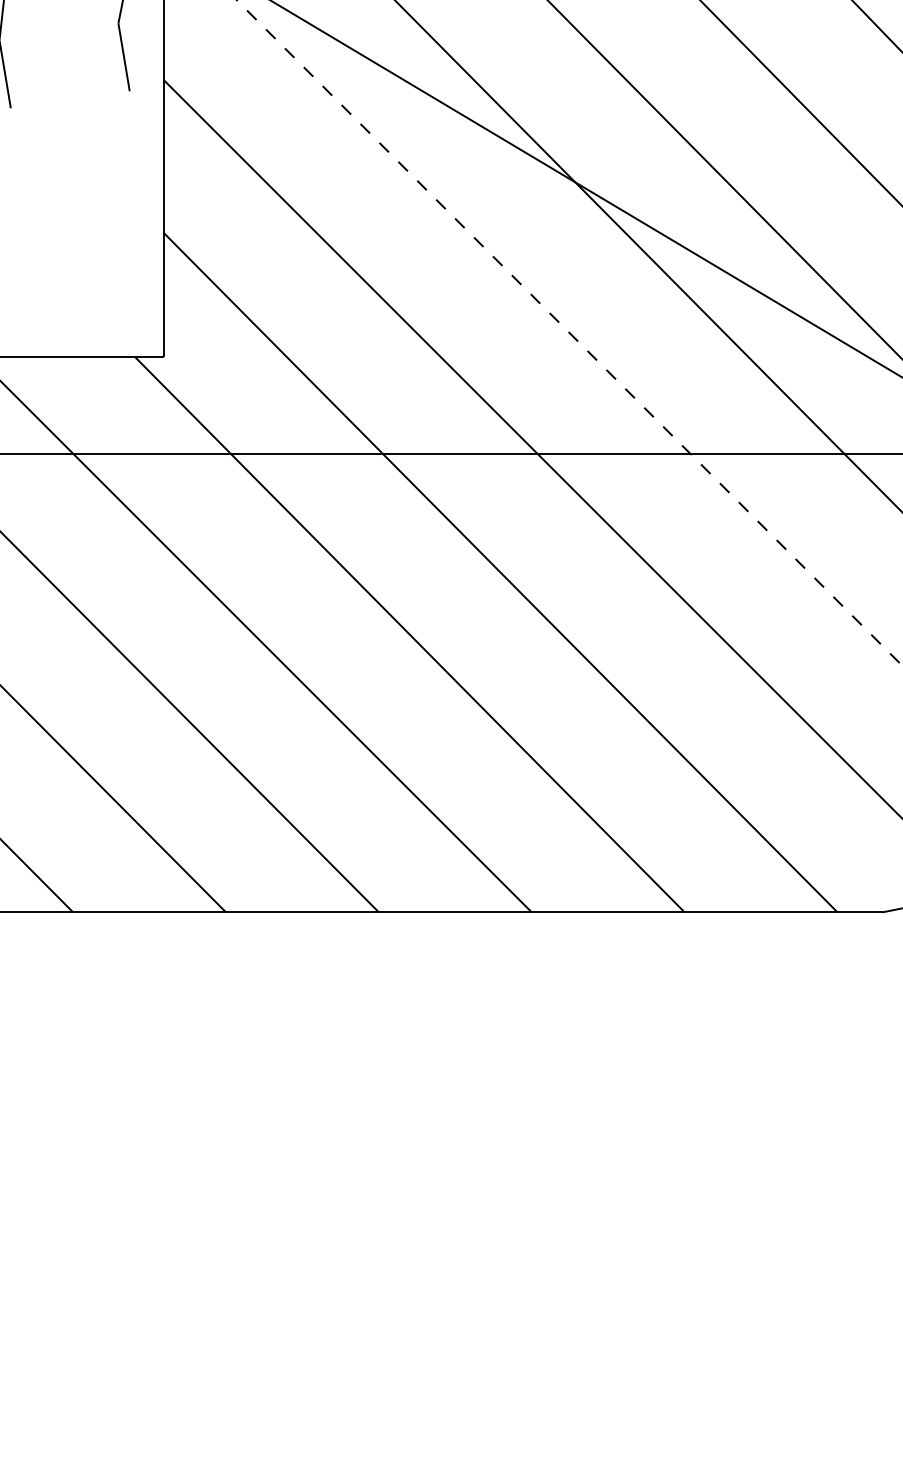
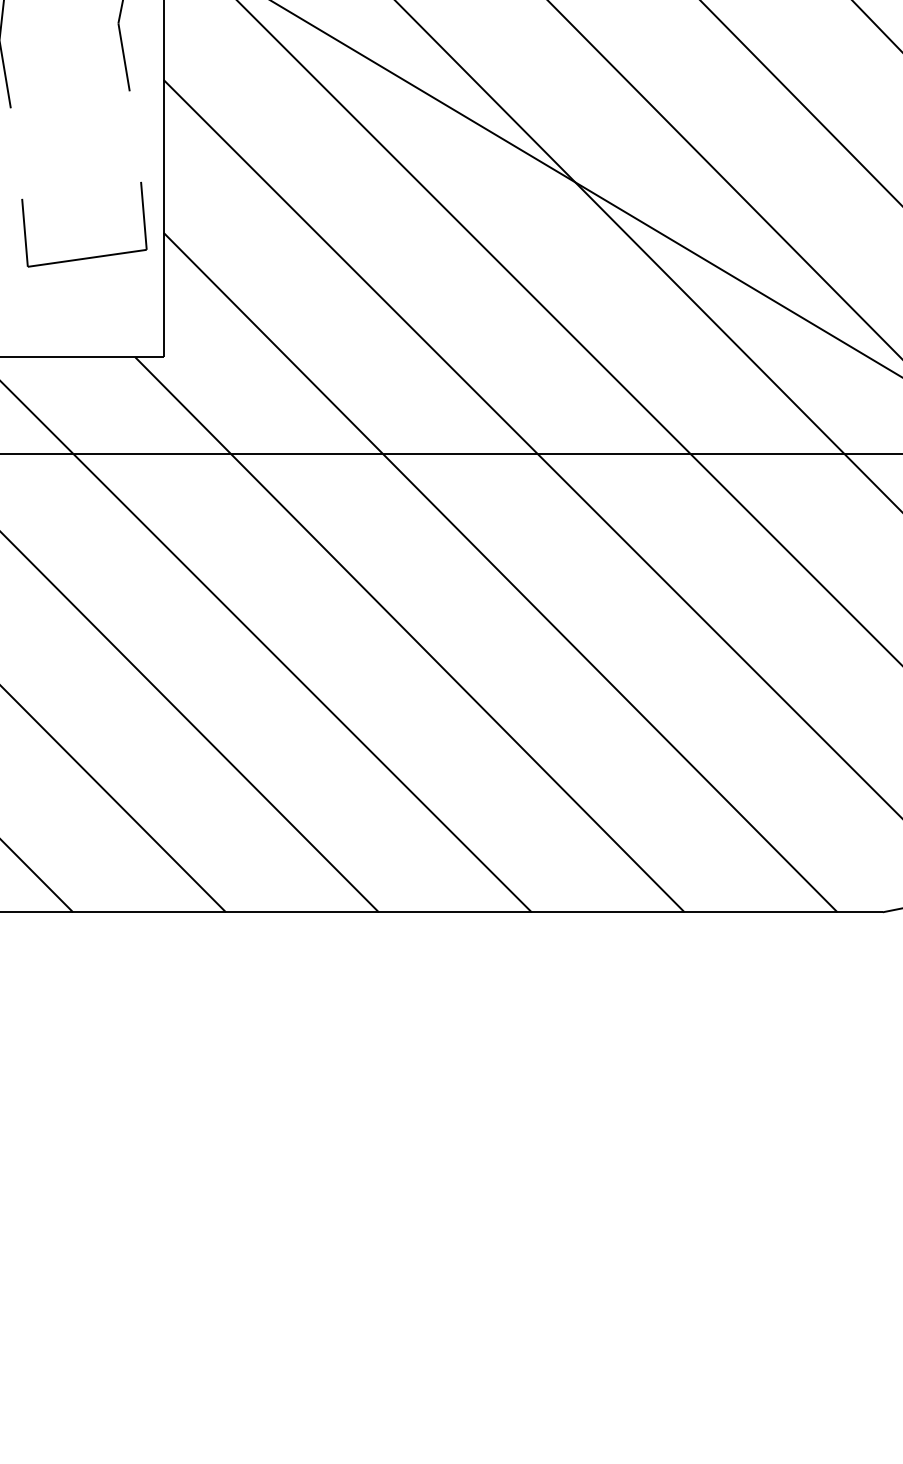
part: none -> present (91, 256)
line: dashed -> solid (569, 333)
